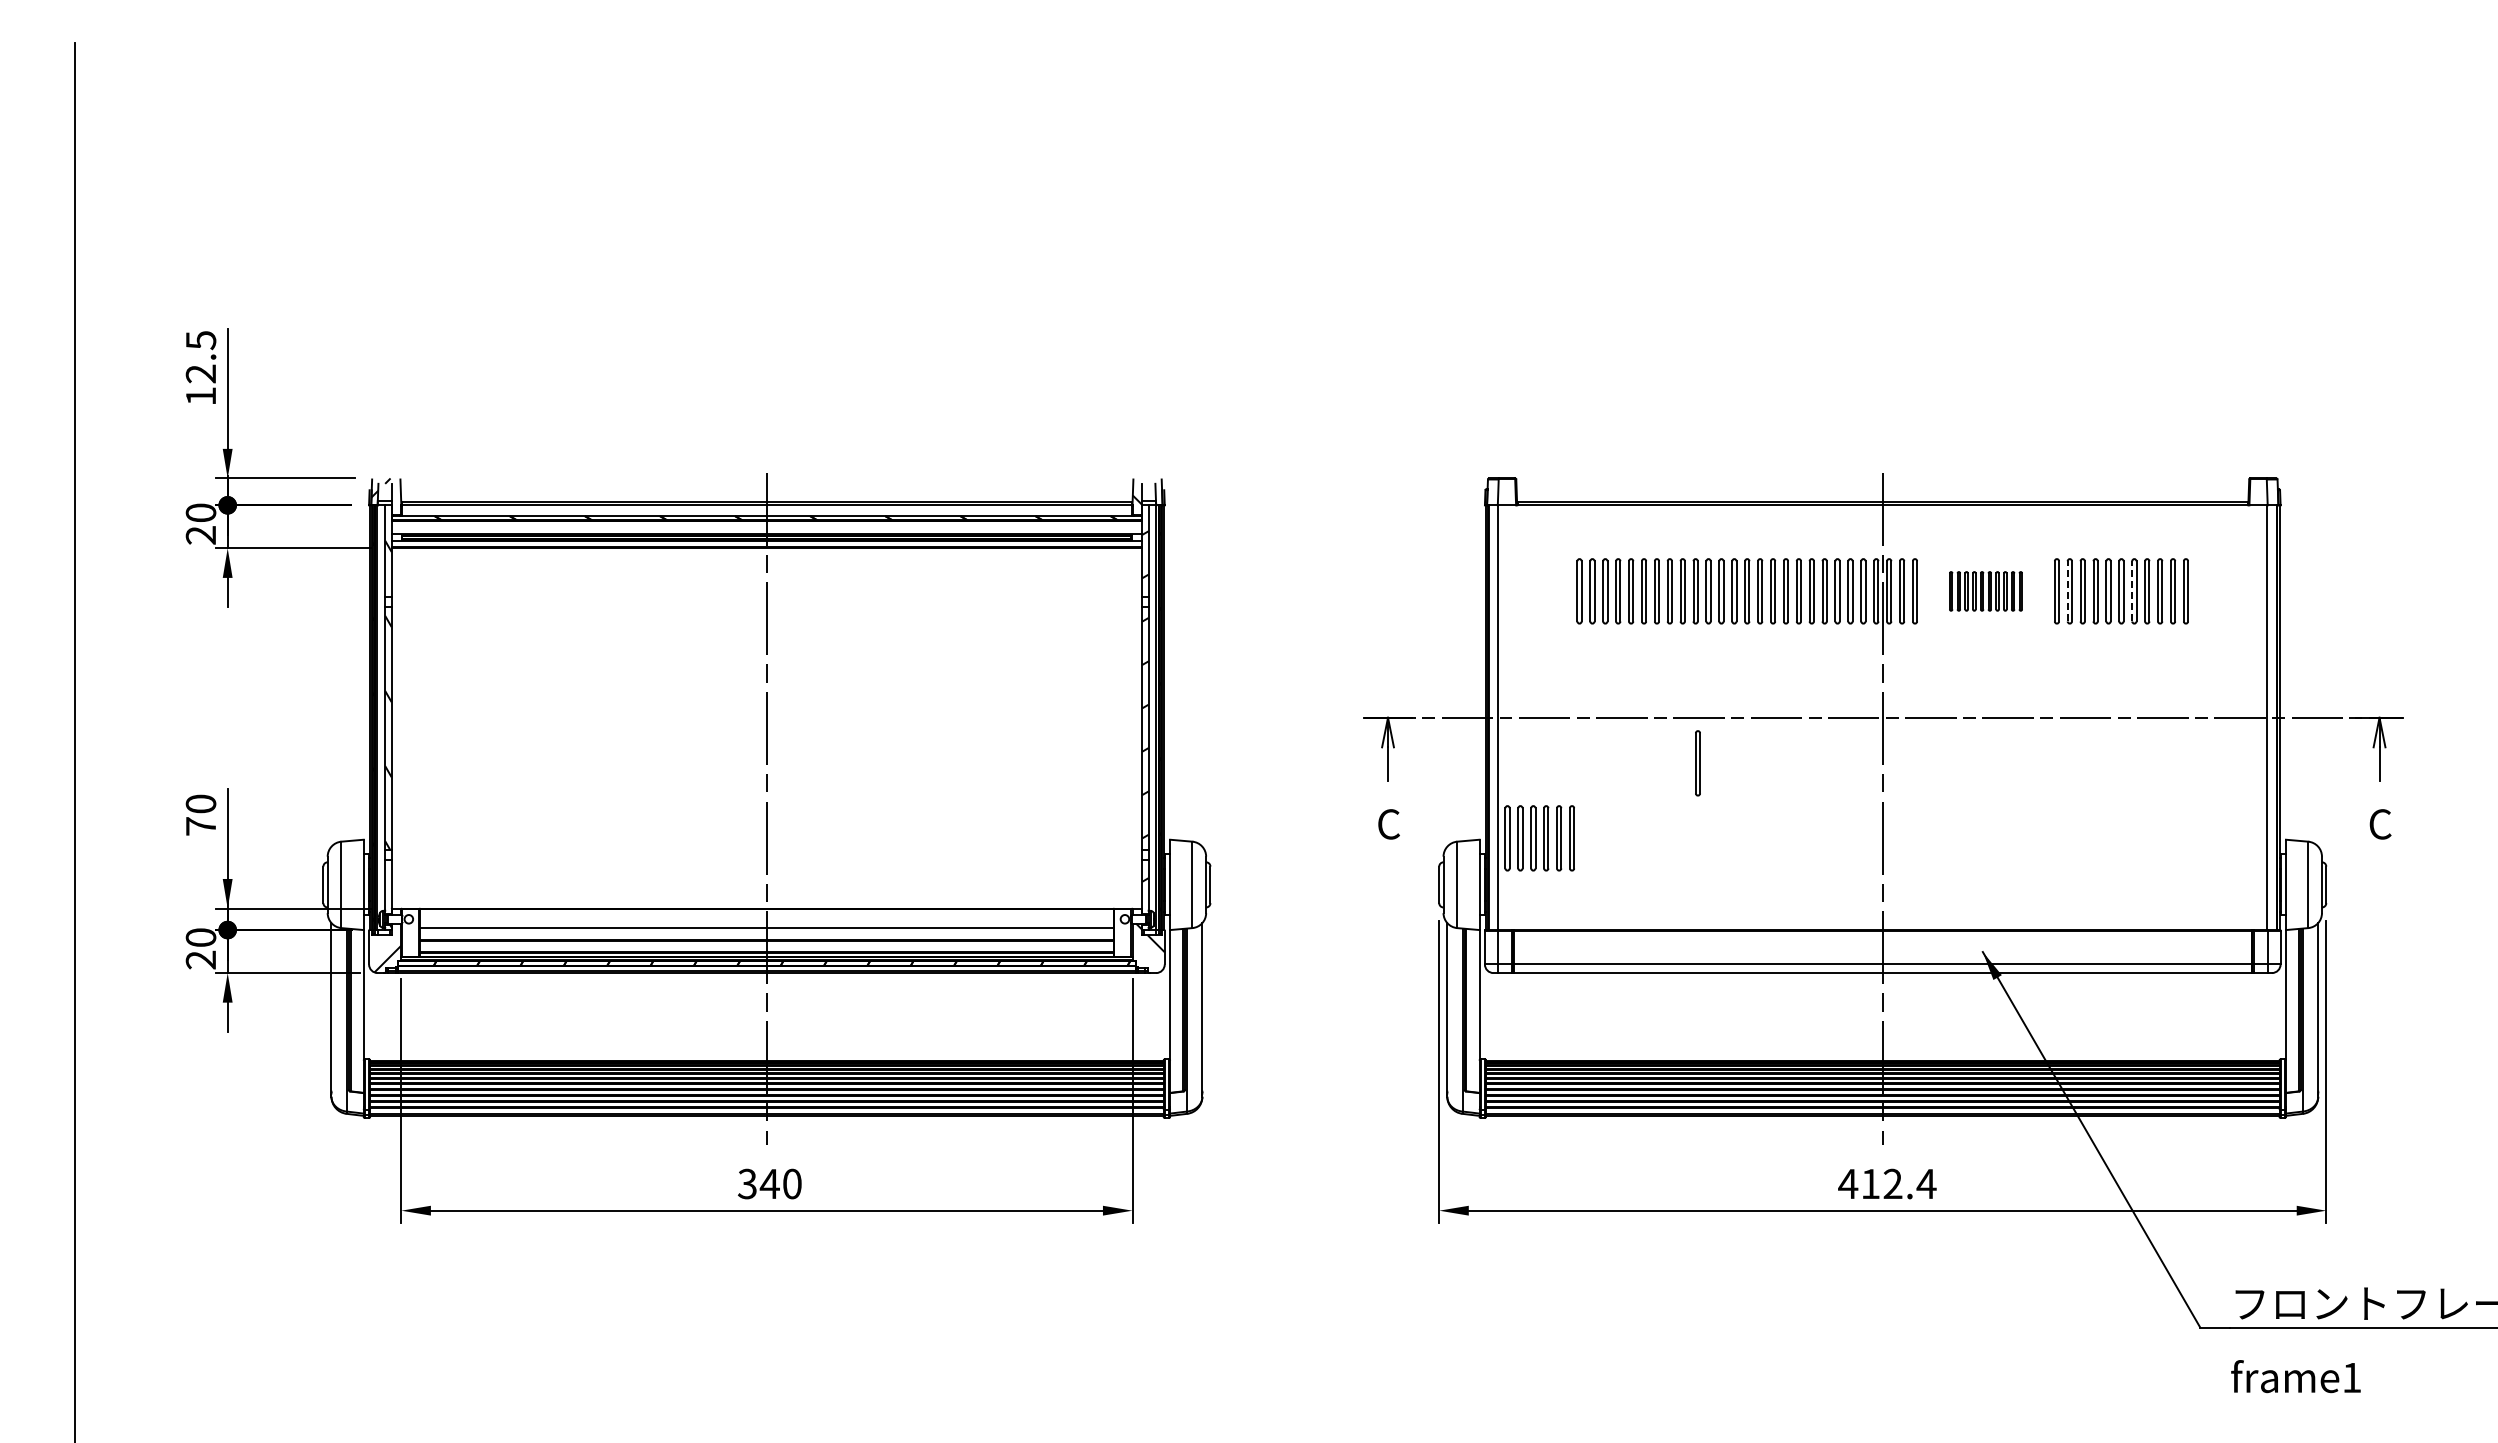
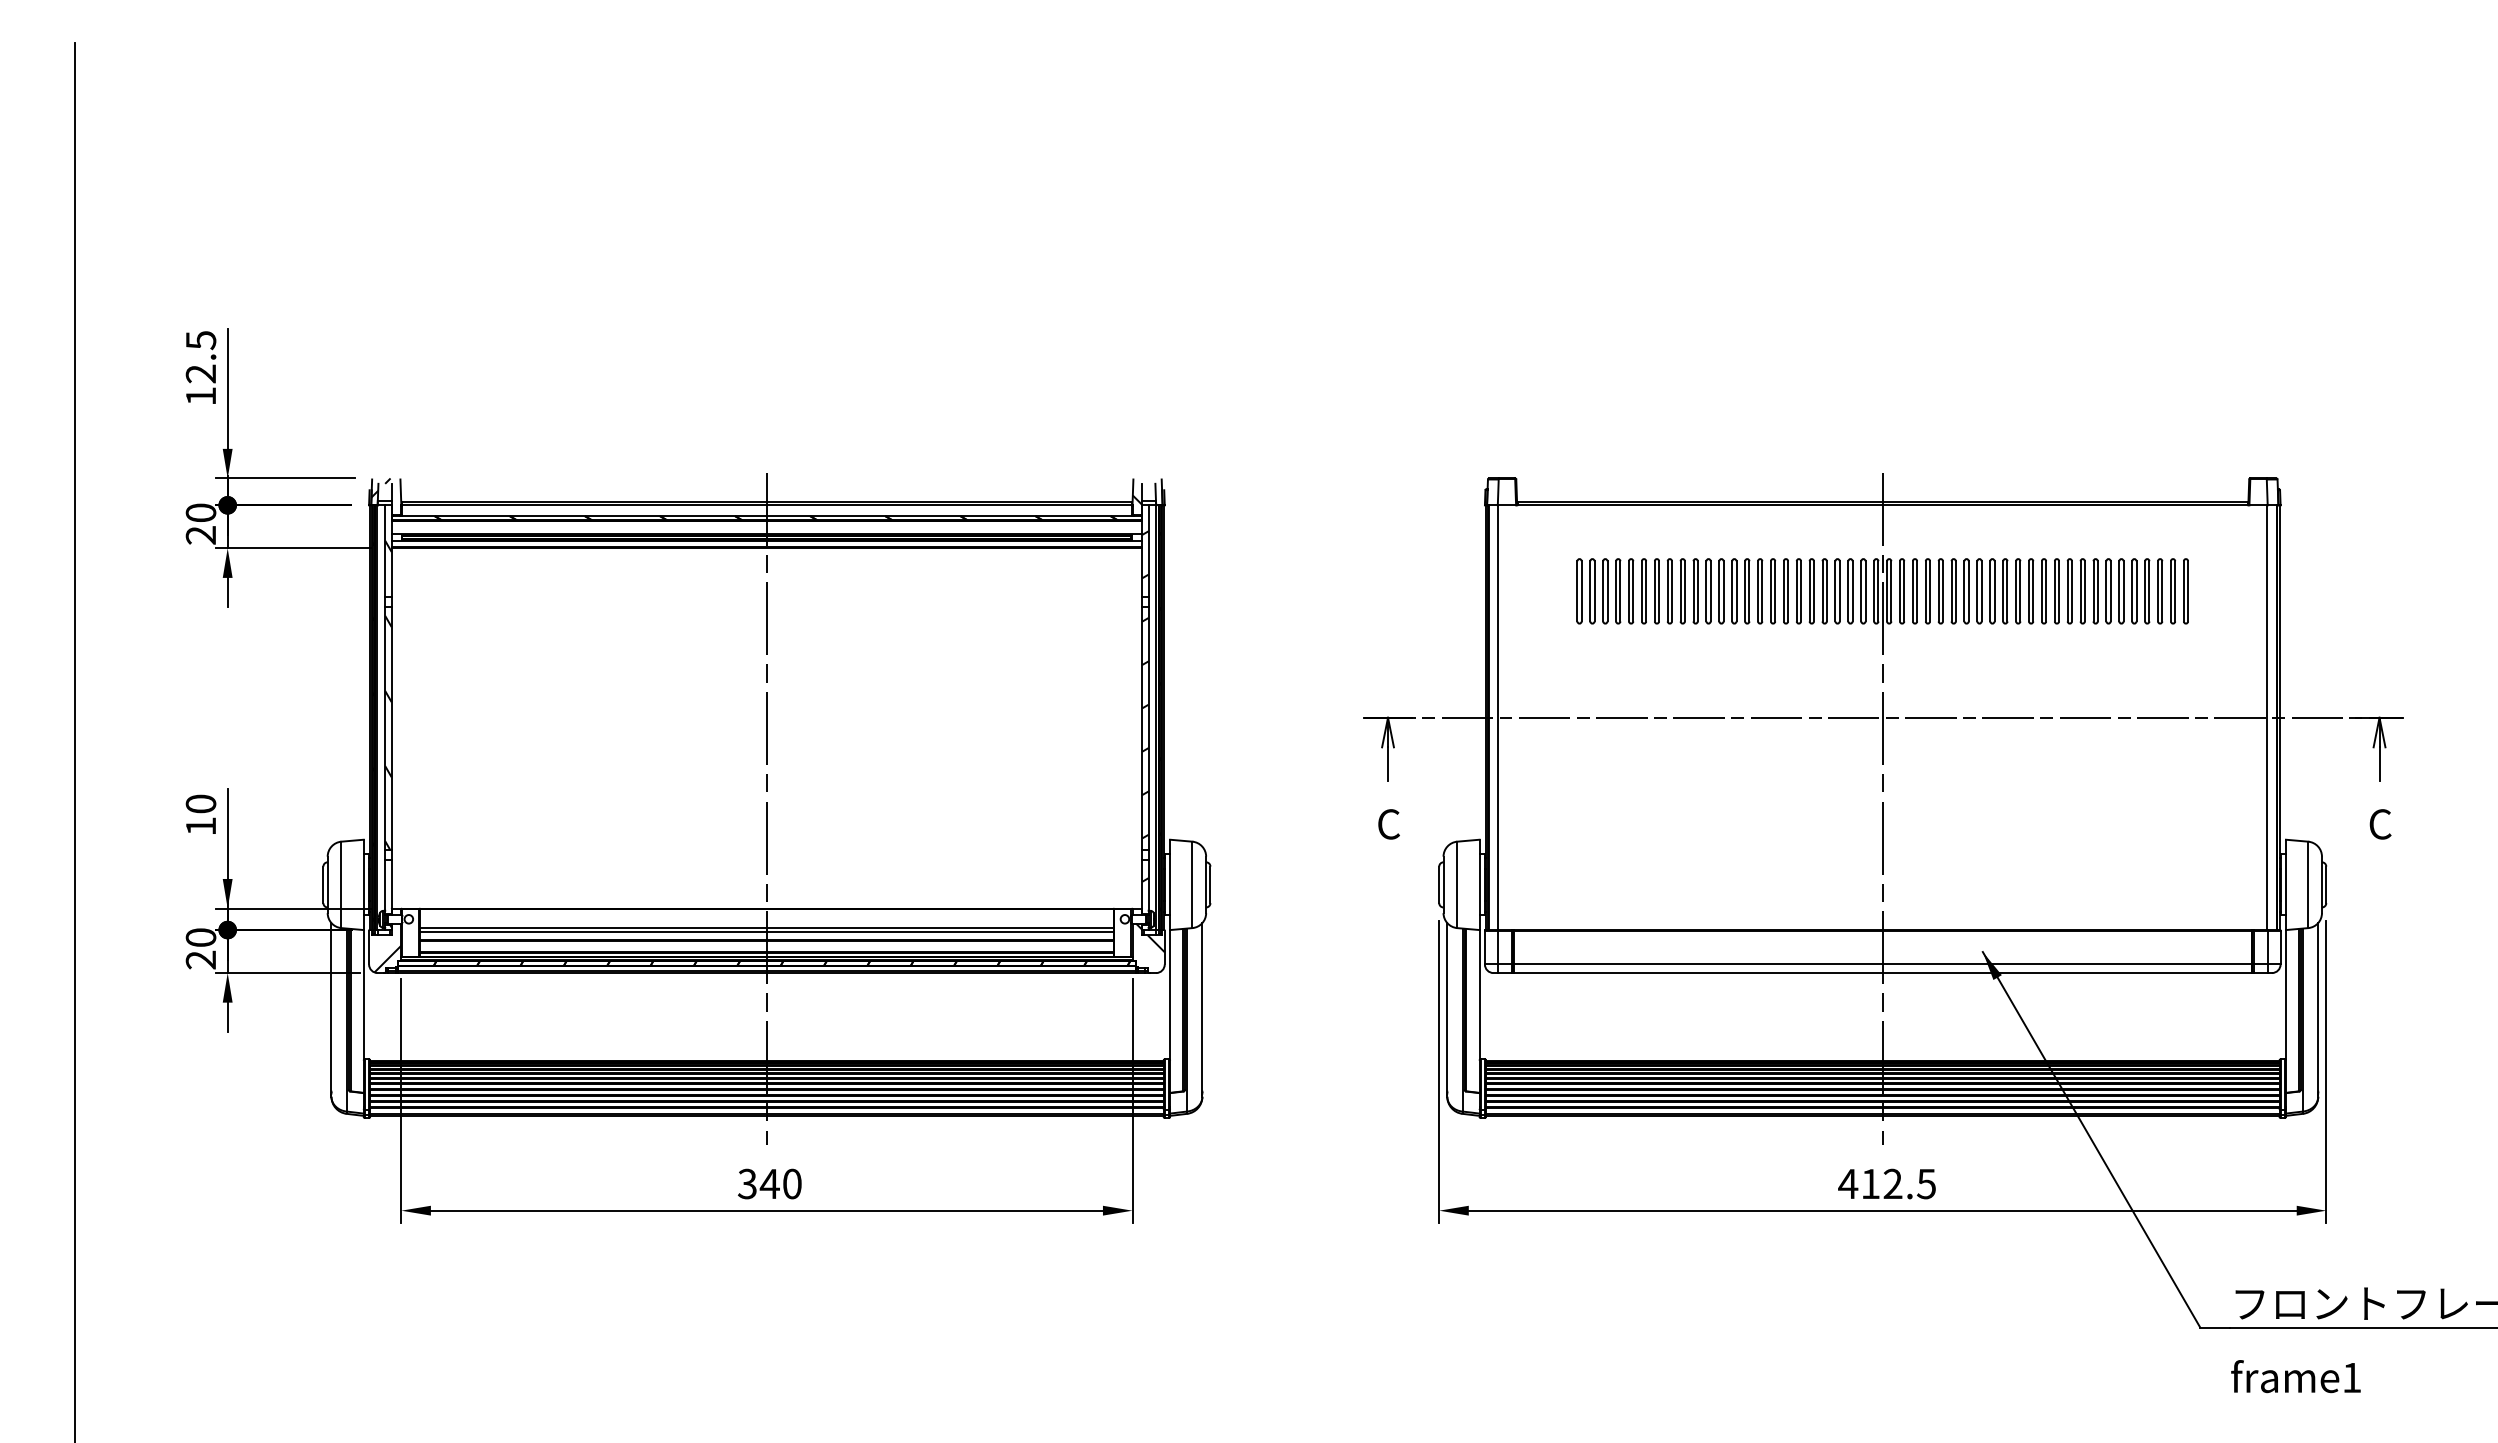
line: dashed -> solid (2067, 590)
line: dashed -> solid (2132, 590)
part size: 74x41 px -> 122x67 px (1985, 591)
part: present -> none (1697, 763)
text: 70 -> 10 (200, 826)
part: present -> none (1539, 838)
line: none -> present (766, 932)
text: 412.4 -> 412.5 (1926, 1184)
